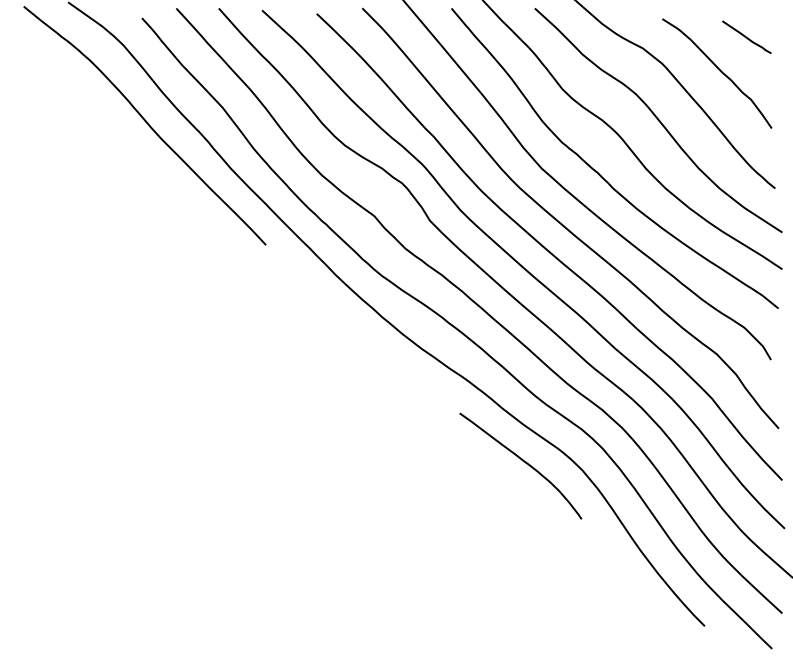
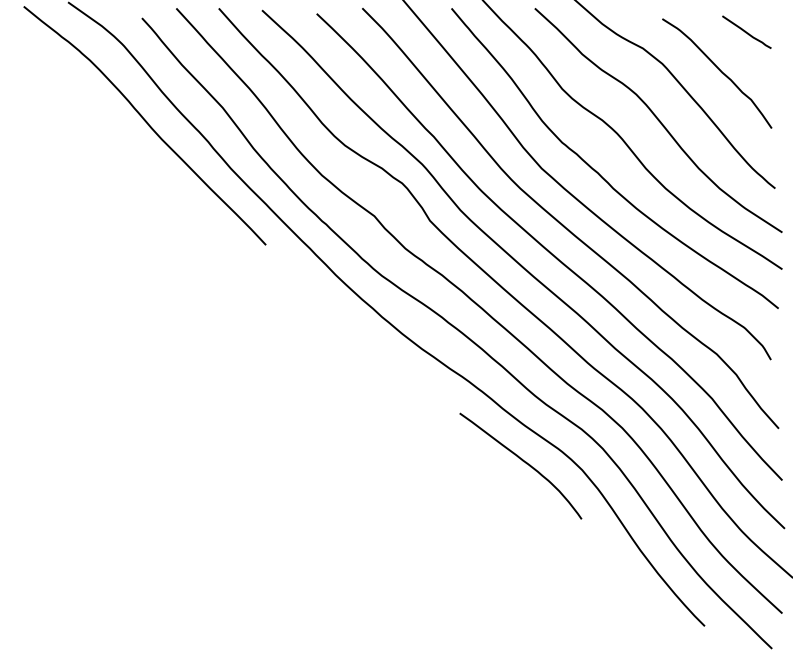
line position: (746, 36) -> (746, 31) (746, 31)
